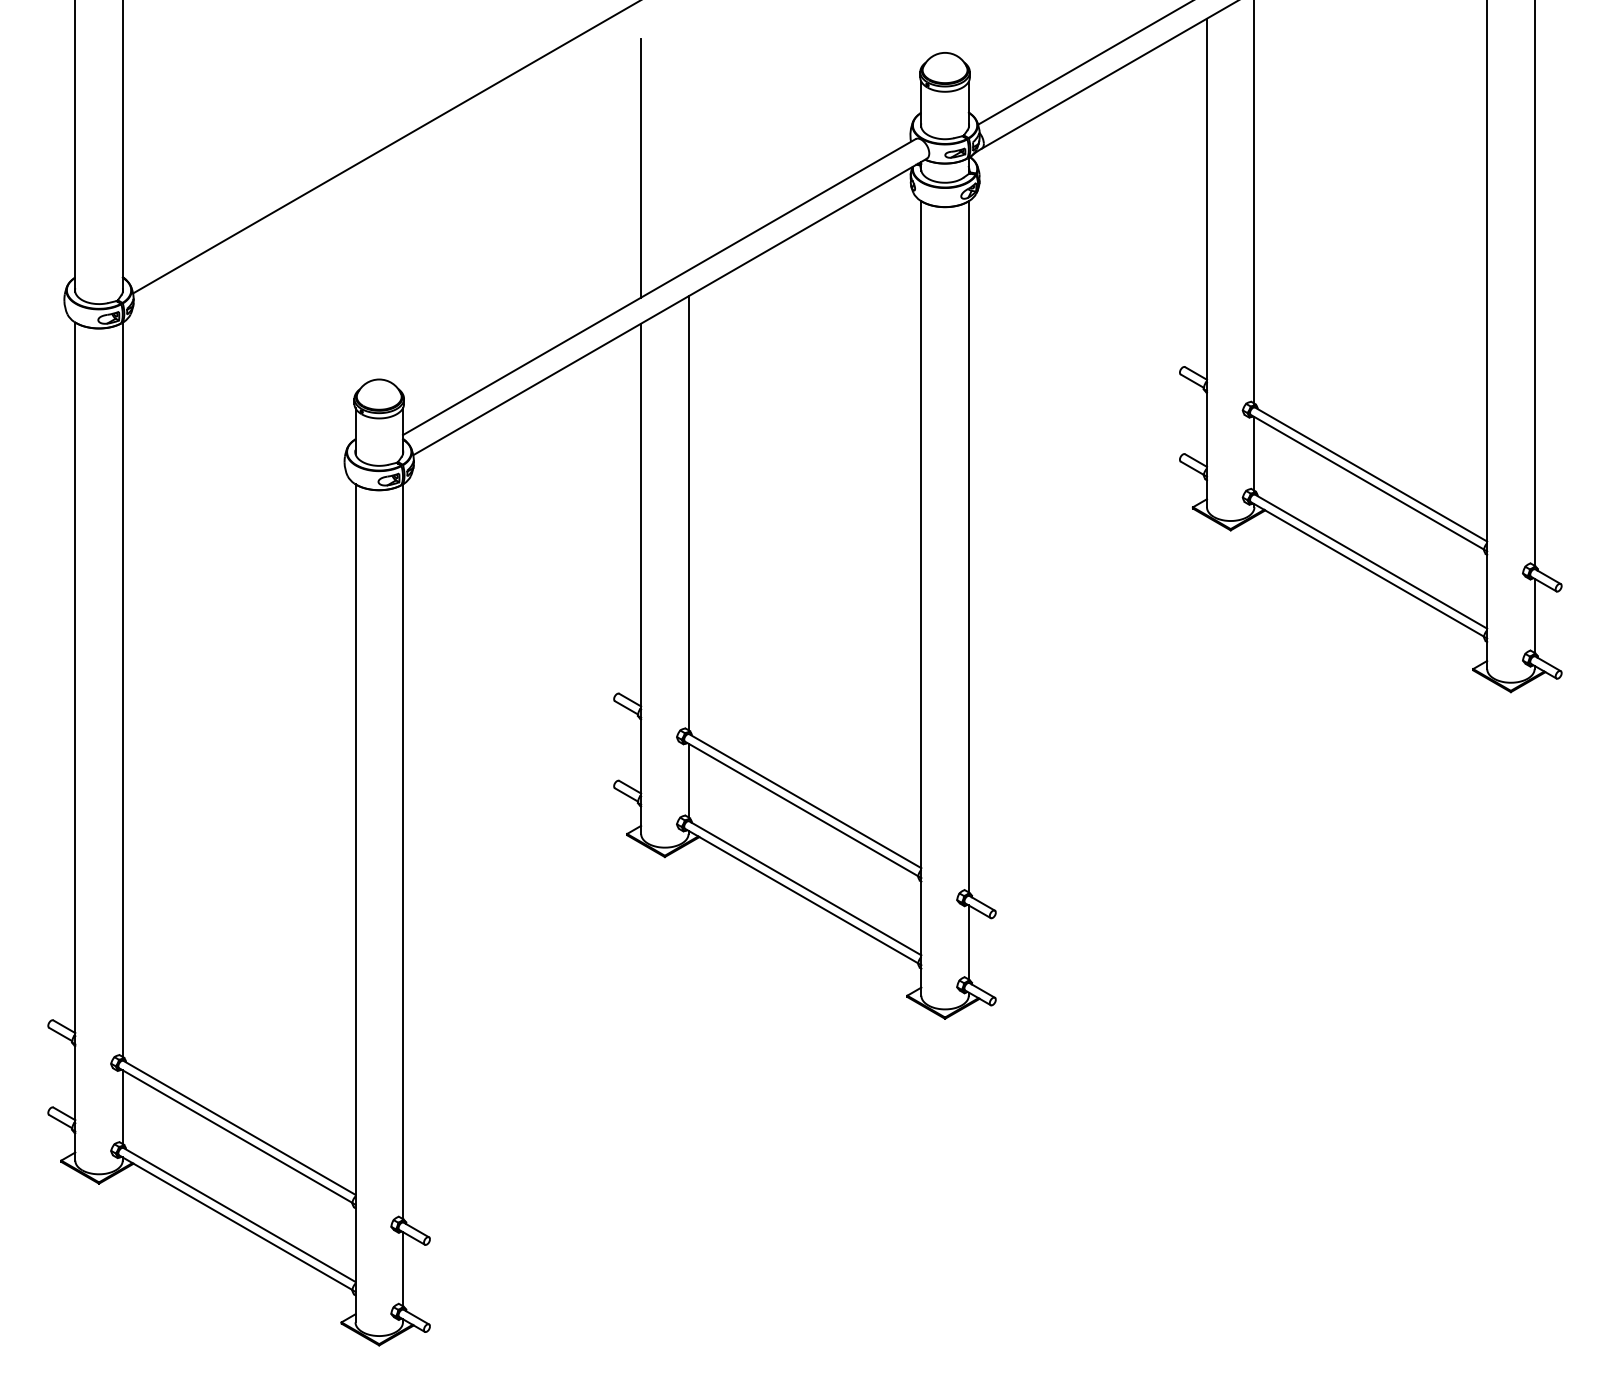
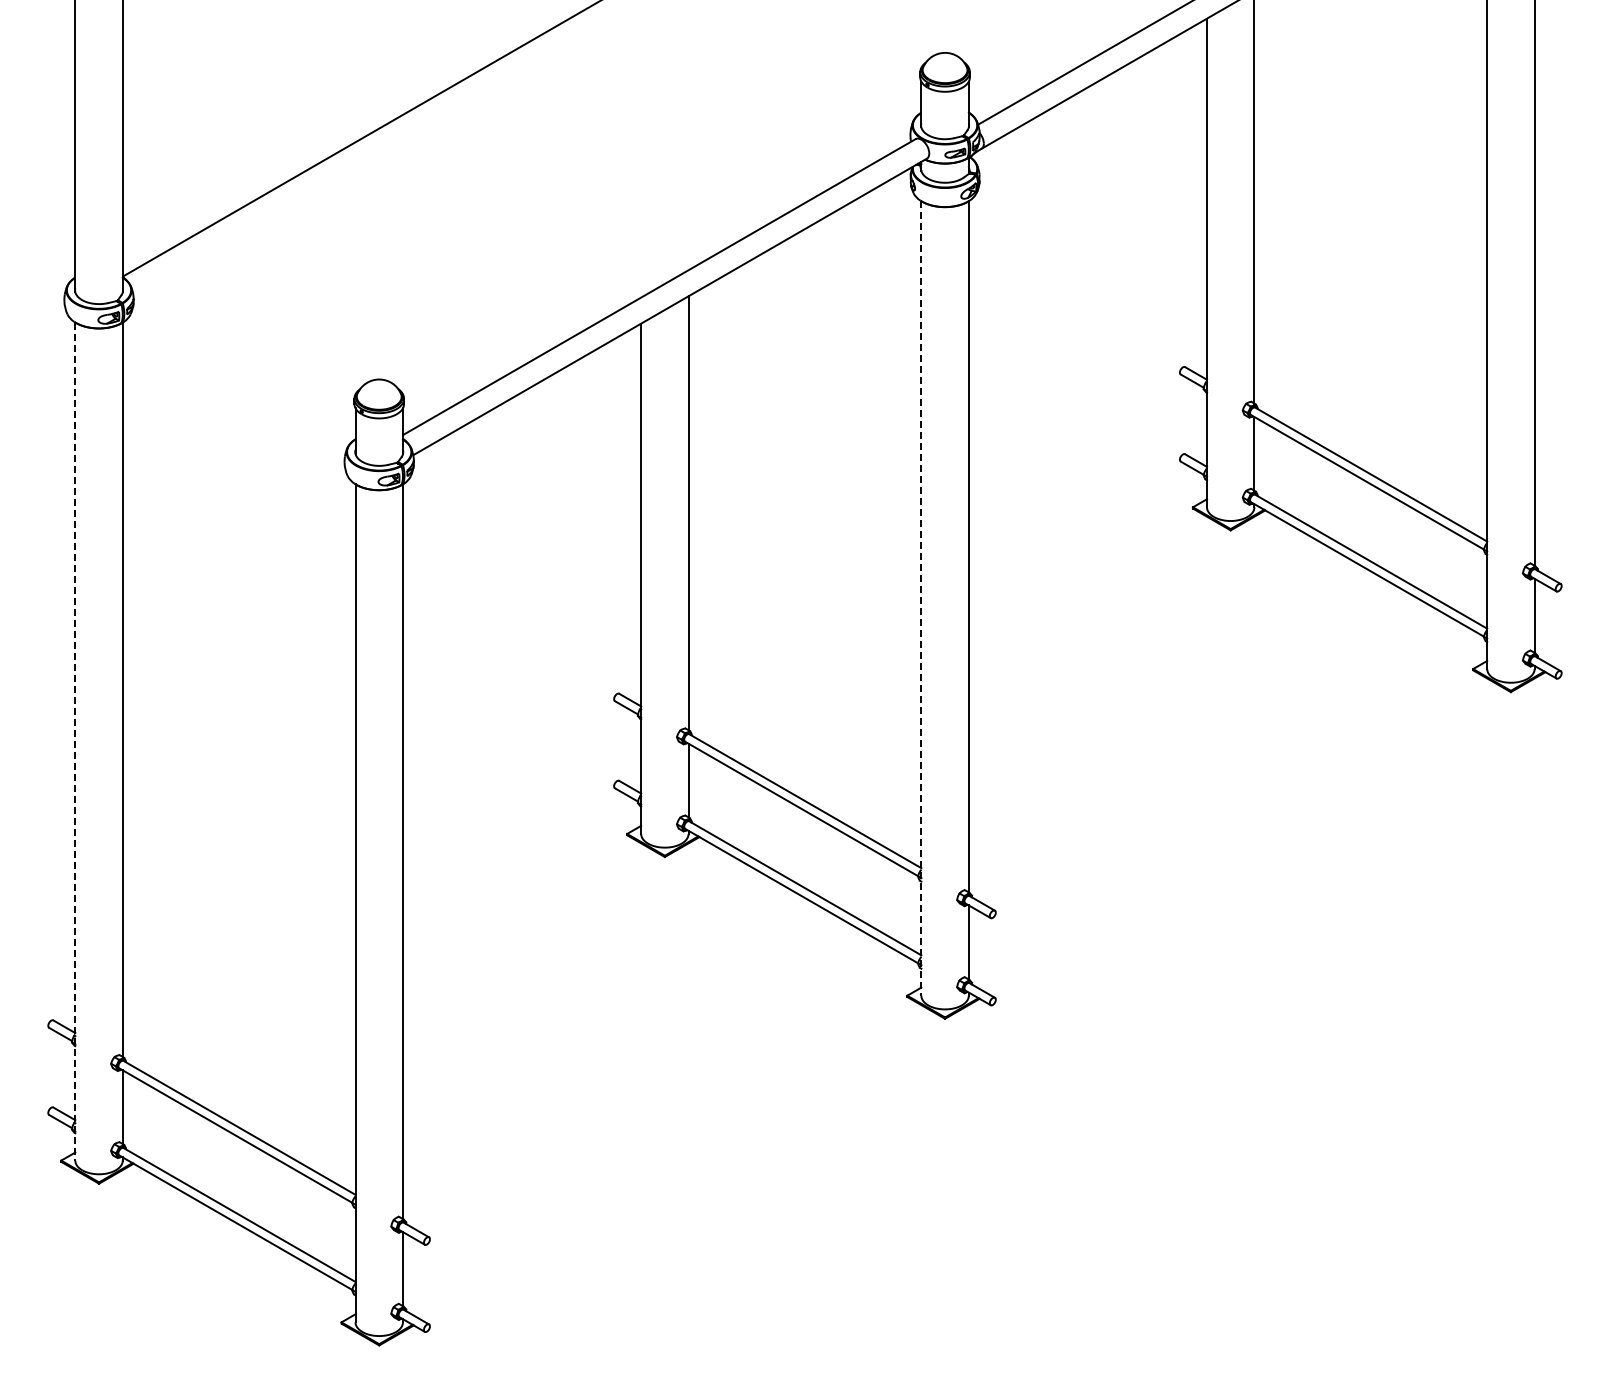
line position: (385, 147) -> (360, 139) (360, 139)
line: present -> none (641, 168)
line: solid -> dashed (921, 598)
line: solid -> dashed (75, 742)
